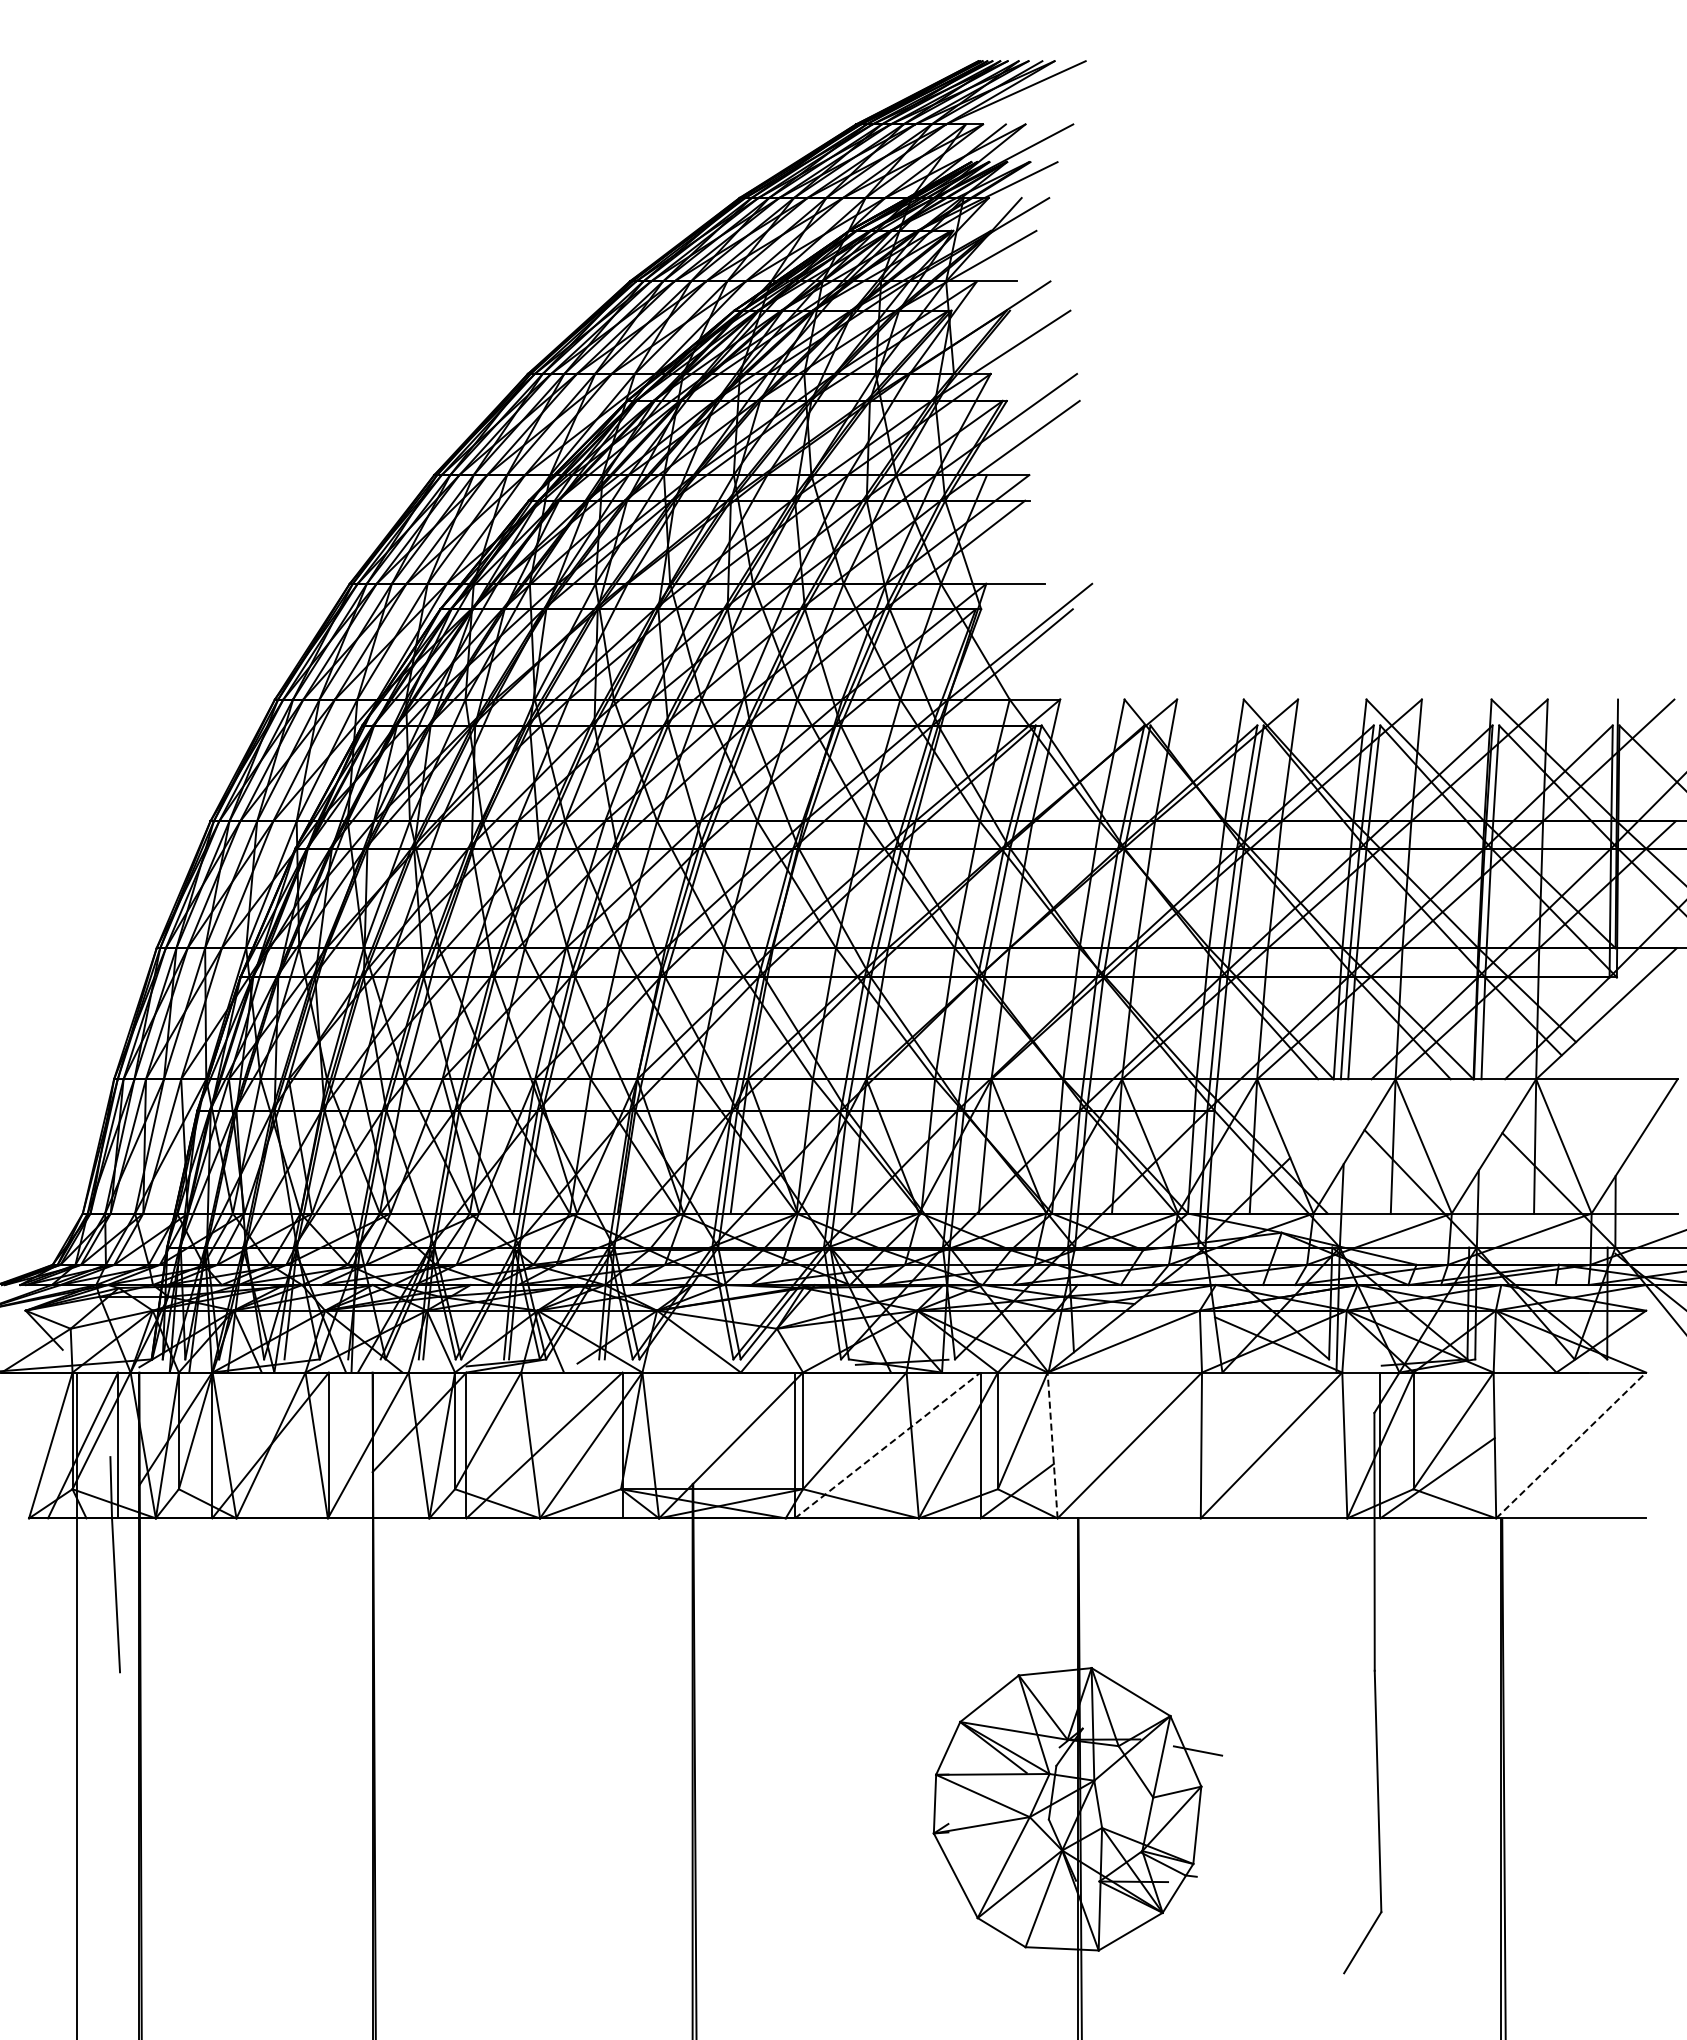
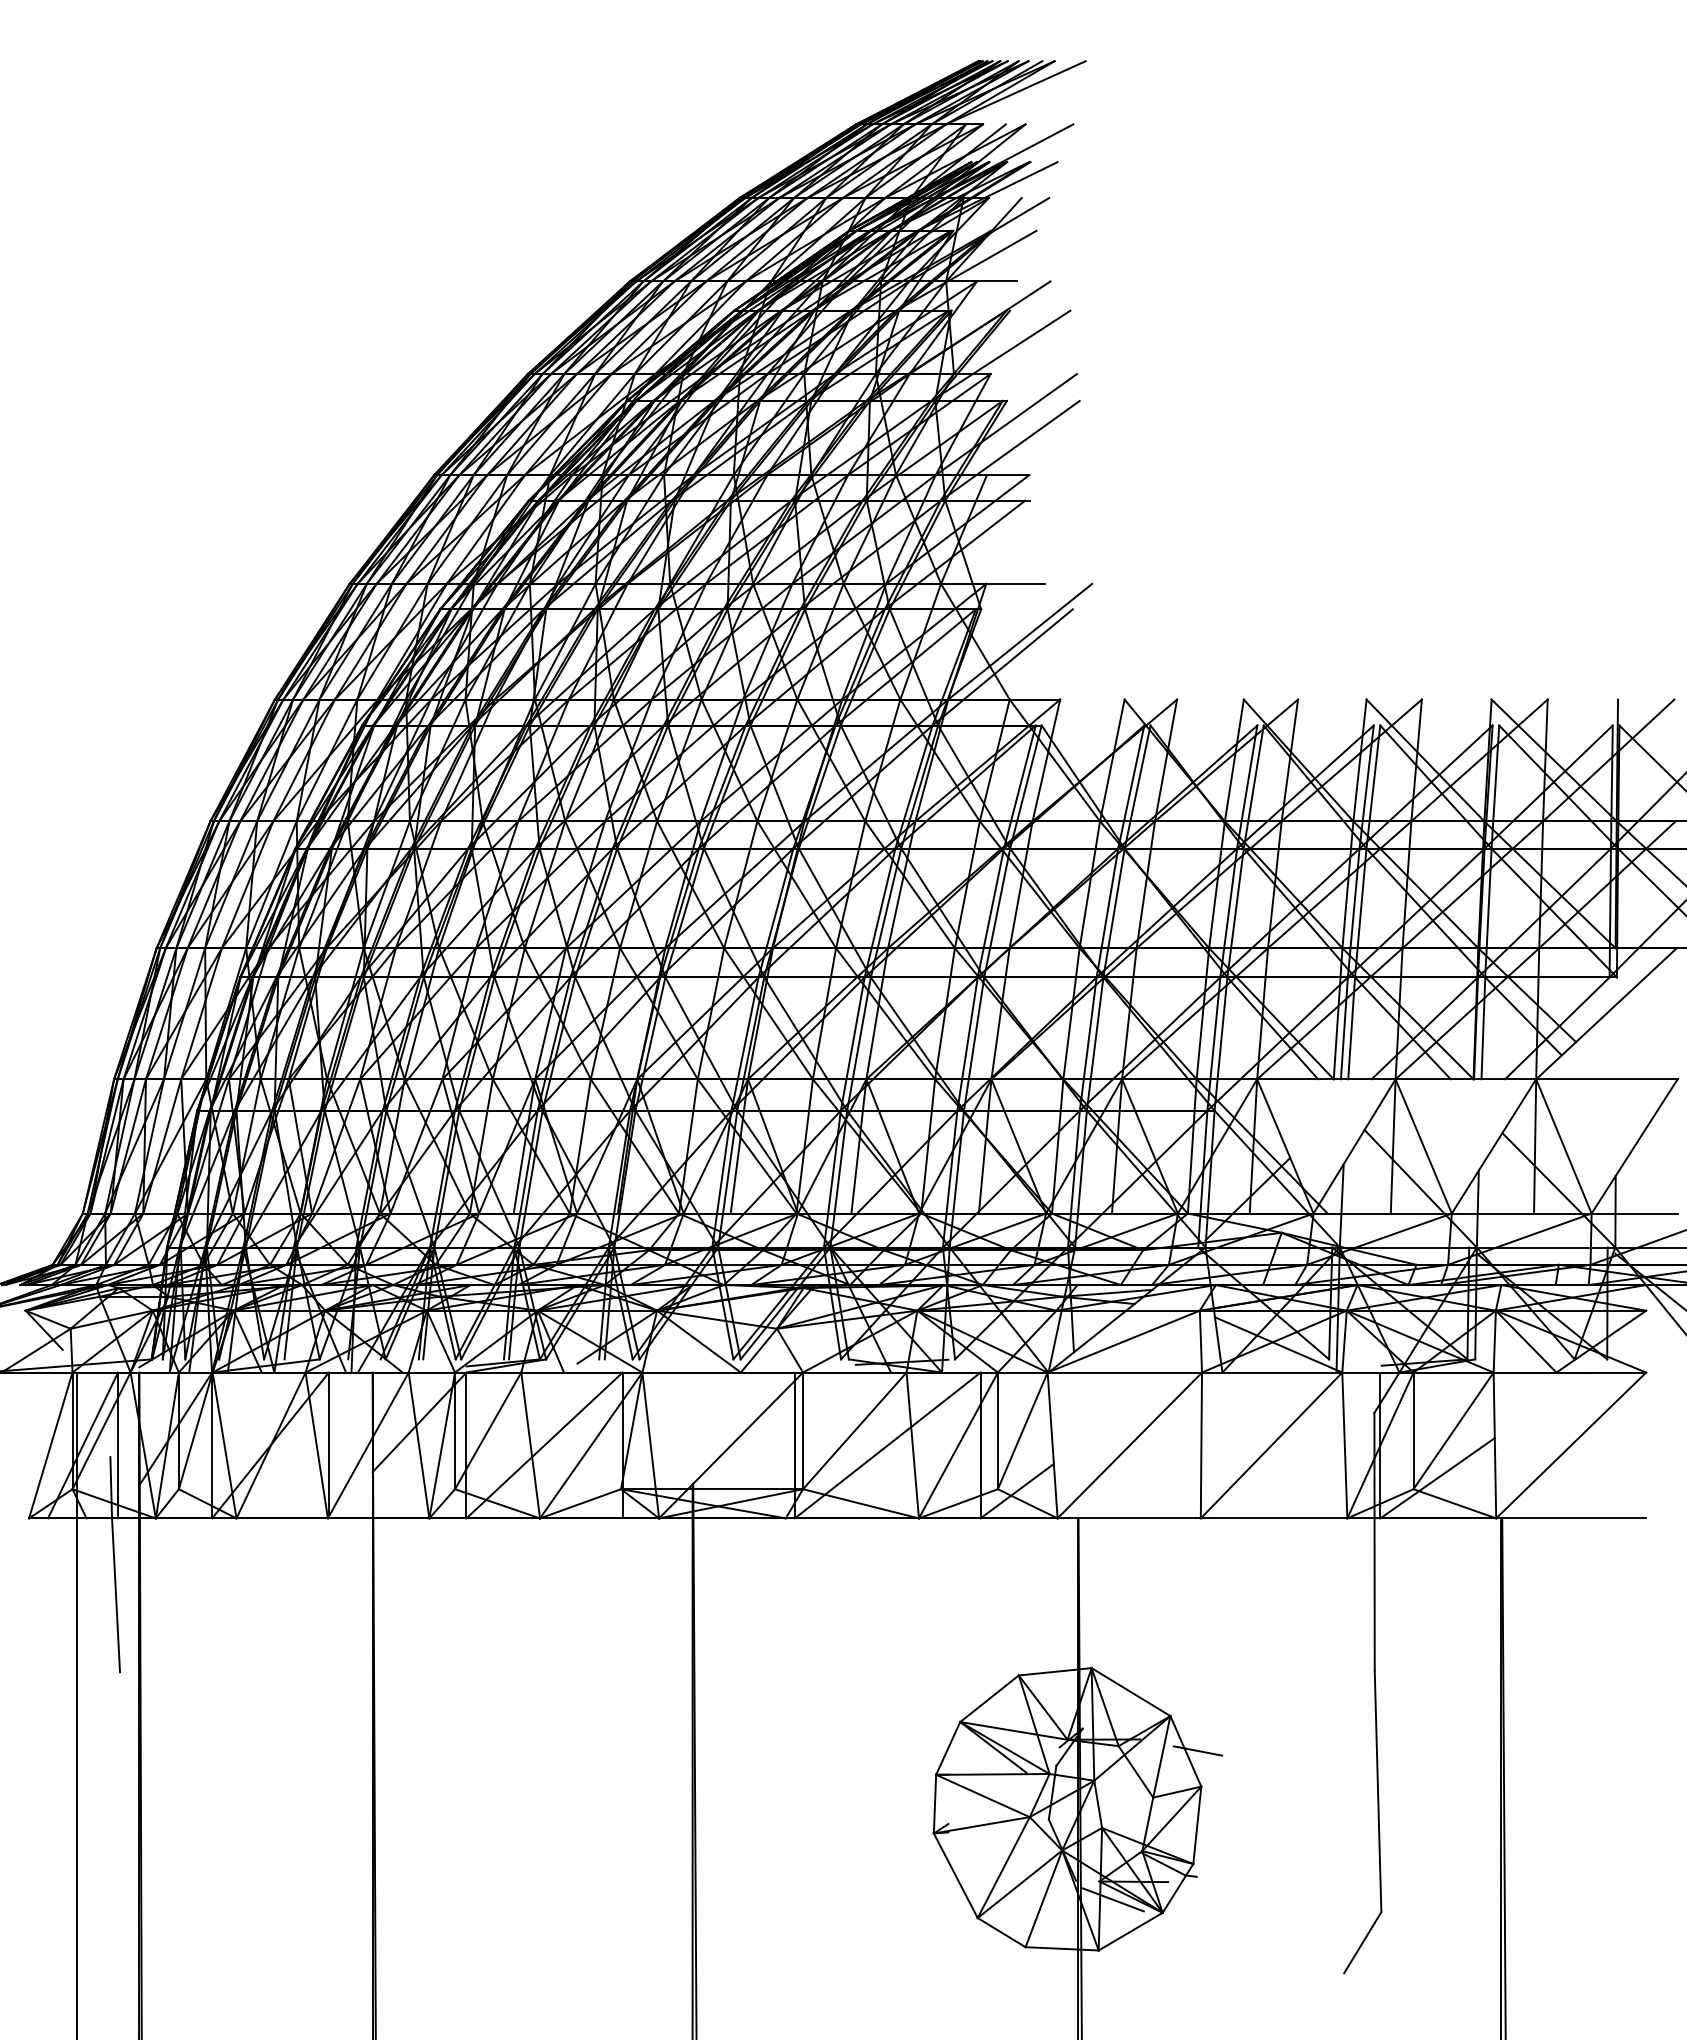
line: dashed -> solid (1052, 1444)
line: dashed -> solid (888, 1445)
line: dashed -> solid (1571, 1445)
line: none -> present (1112, 1899)
